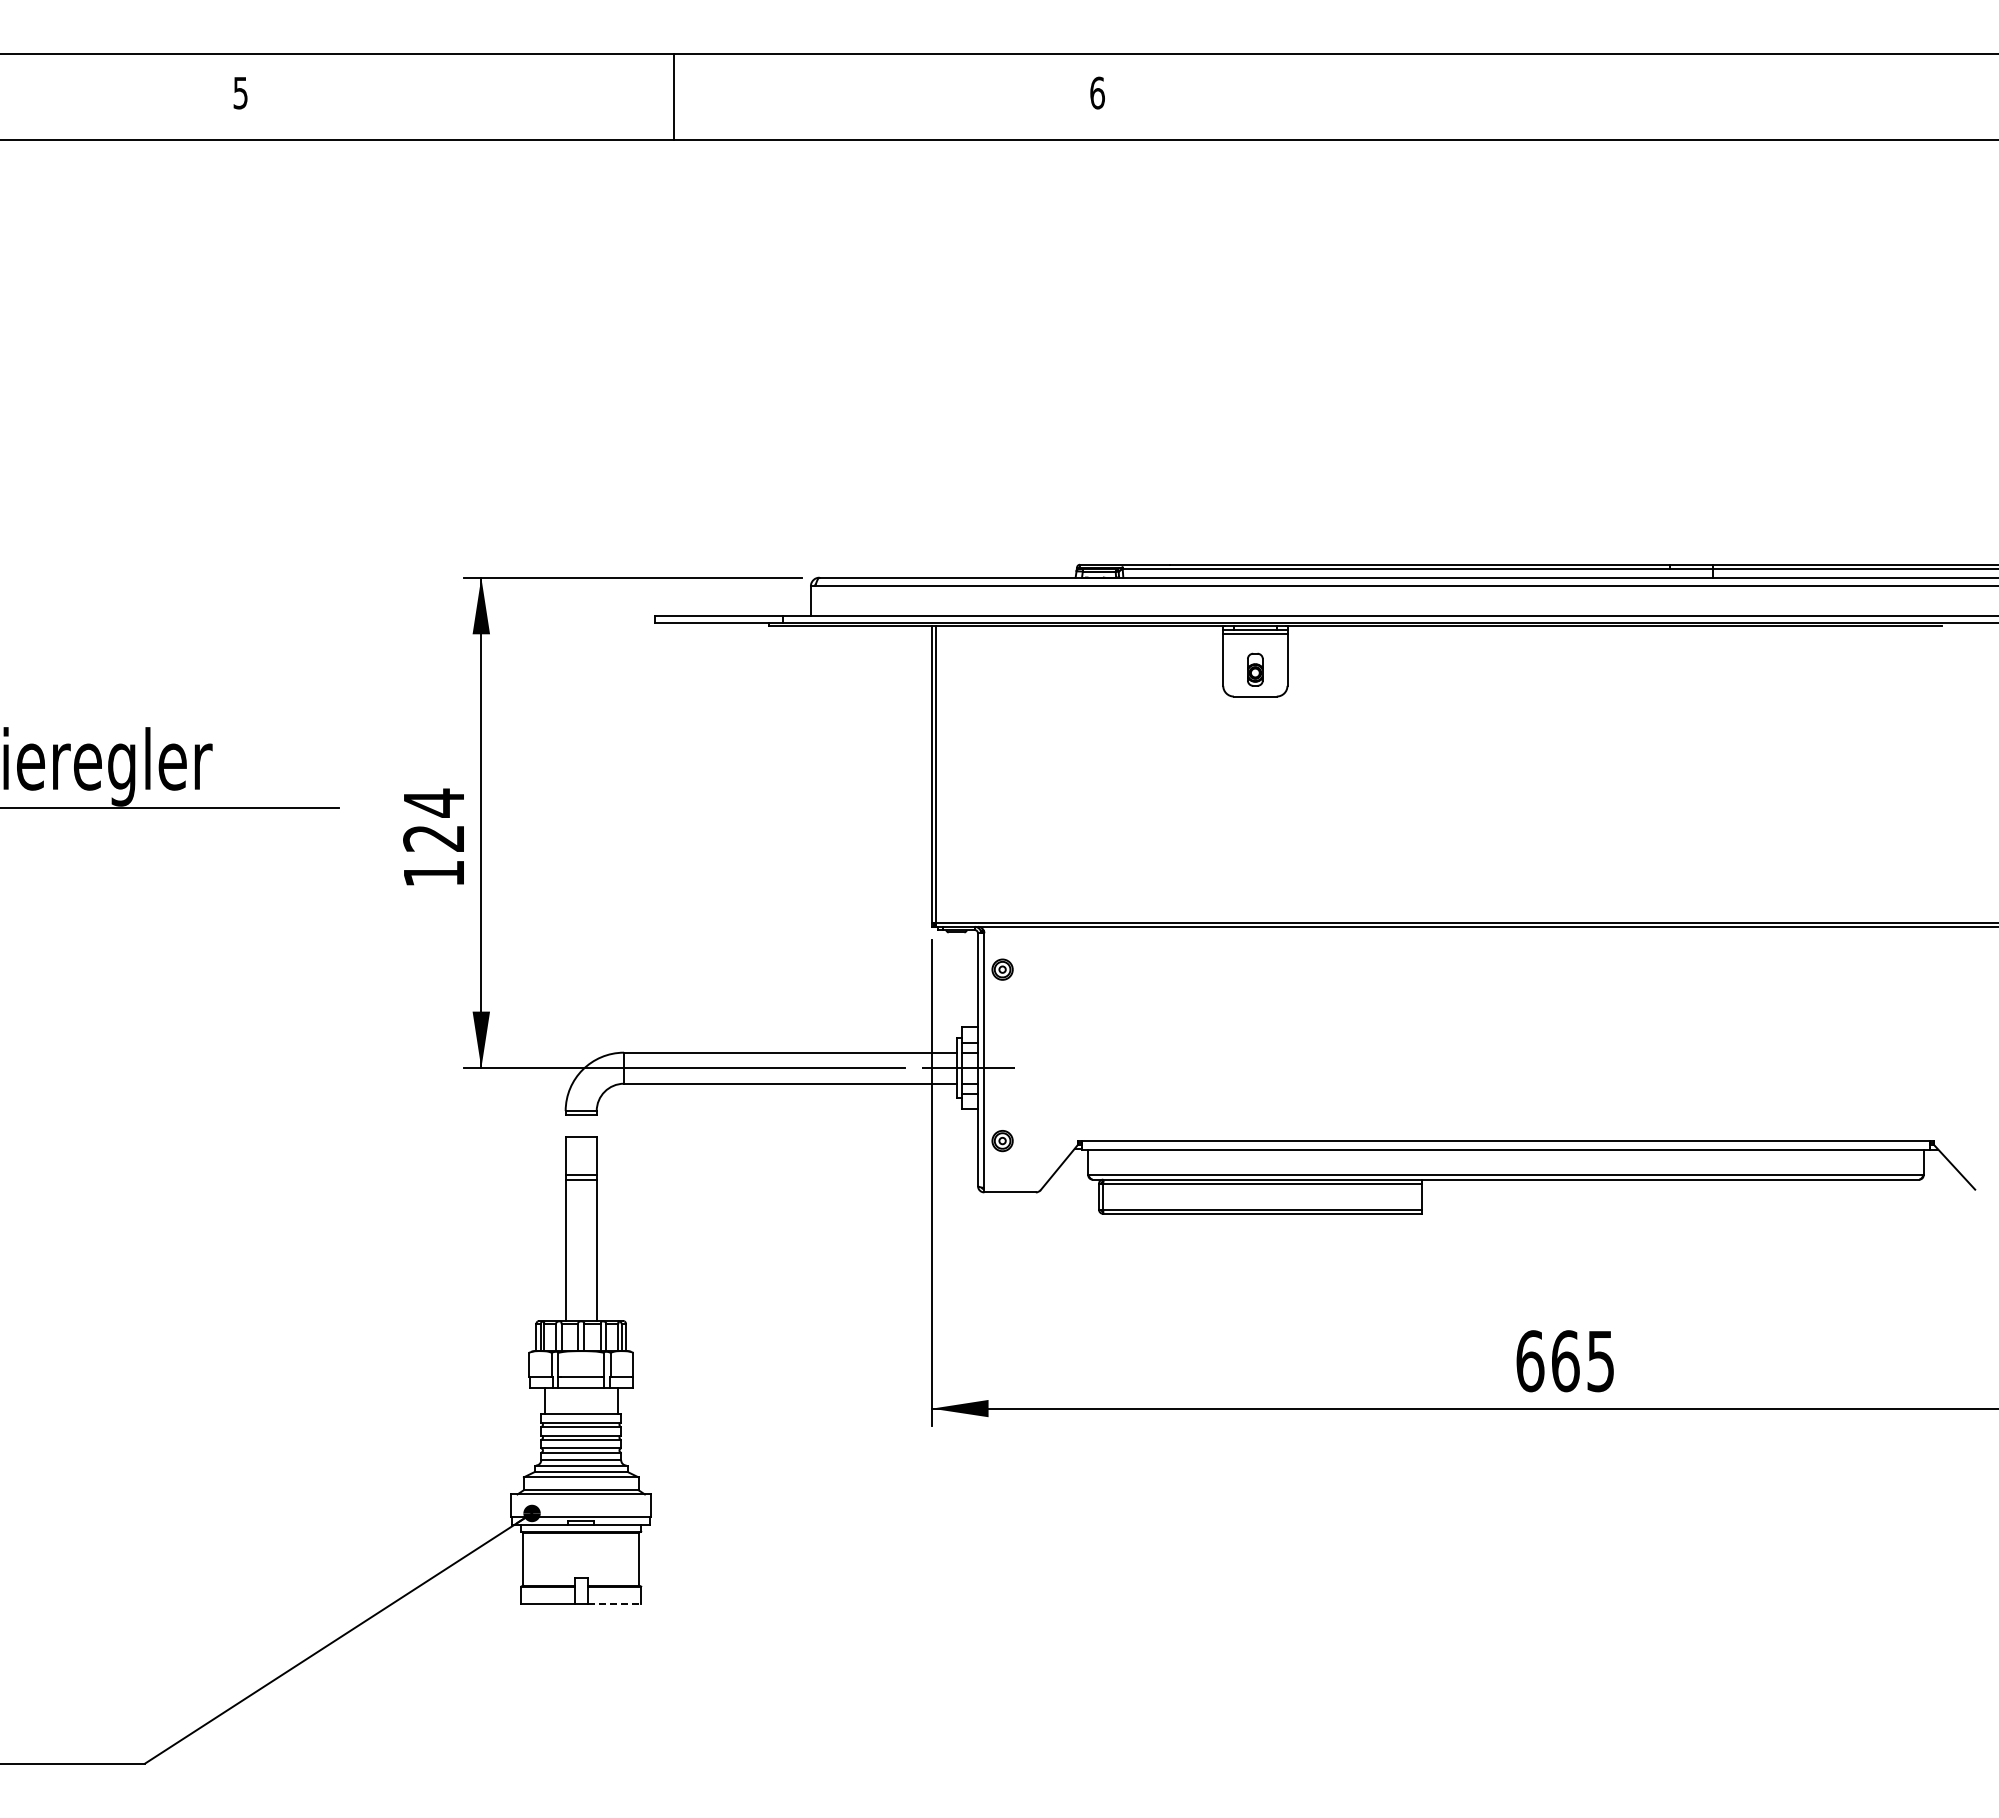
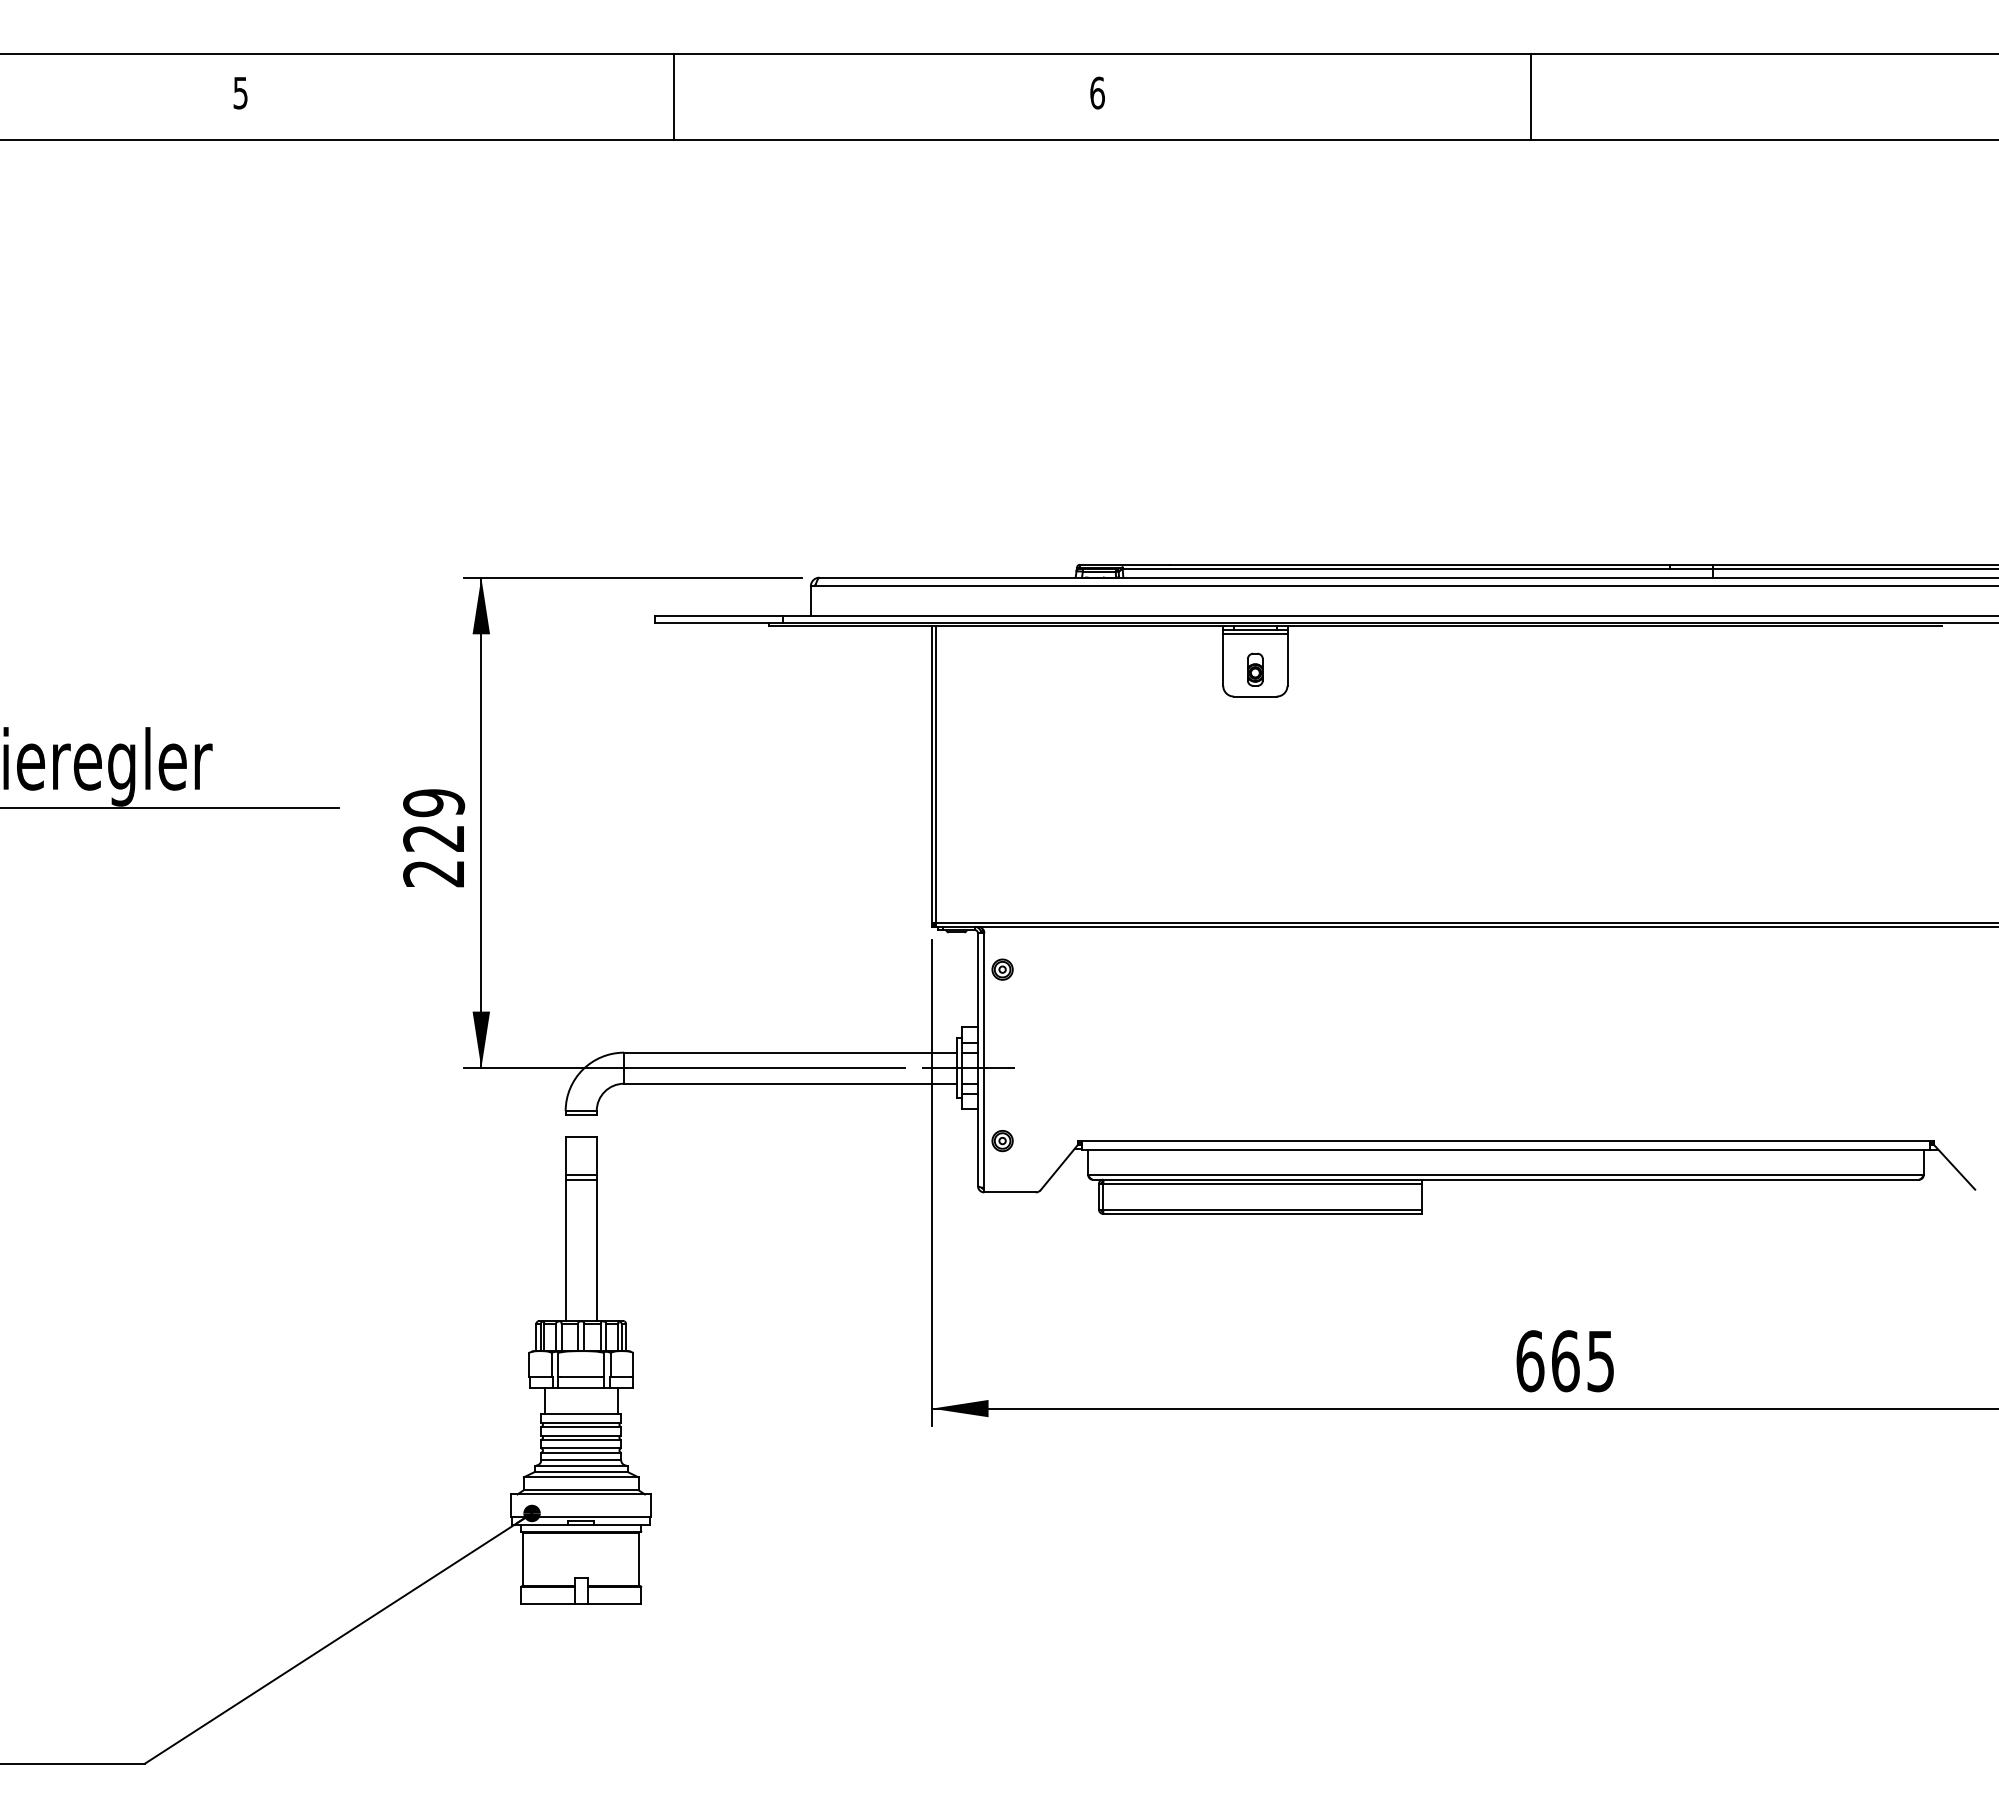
line: none -> present (1530, 97)
text: 124 -> 229 (434, 837)
line: dashed -> solid (614, 1603)
